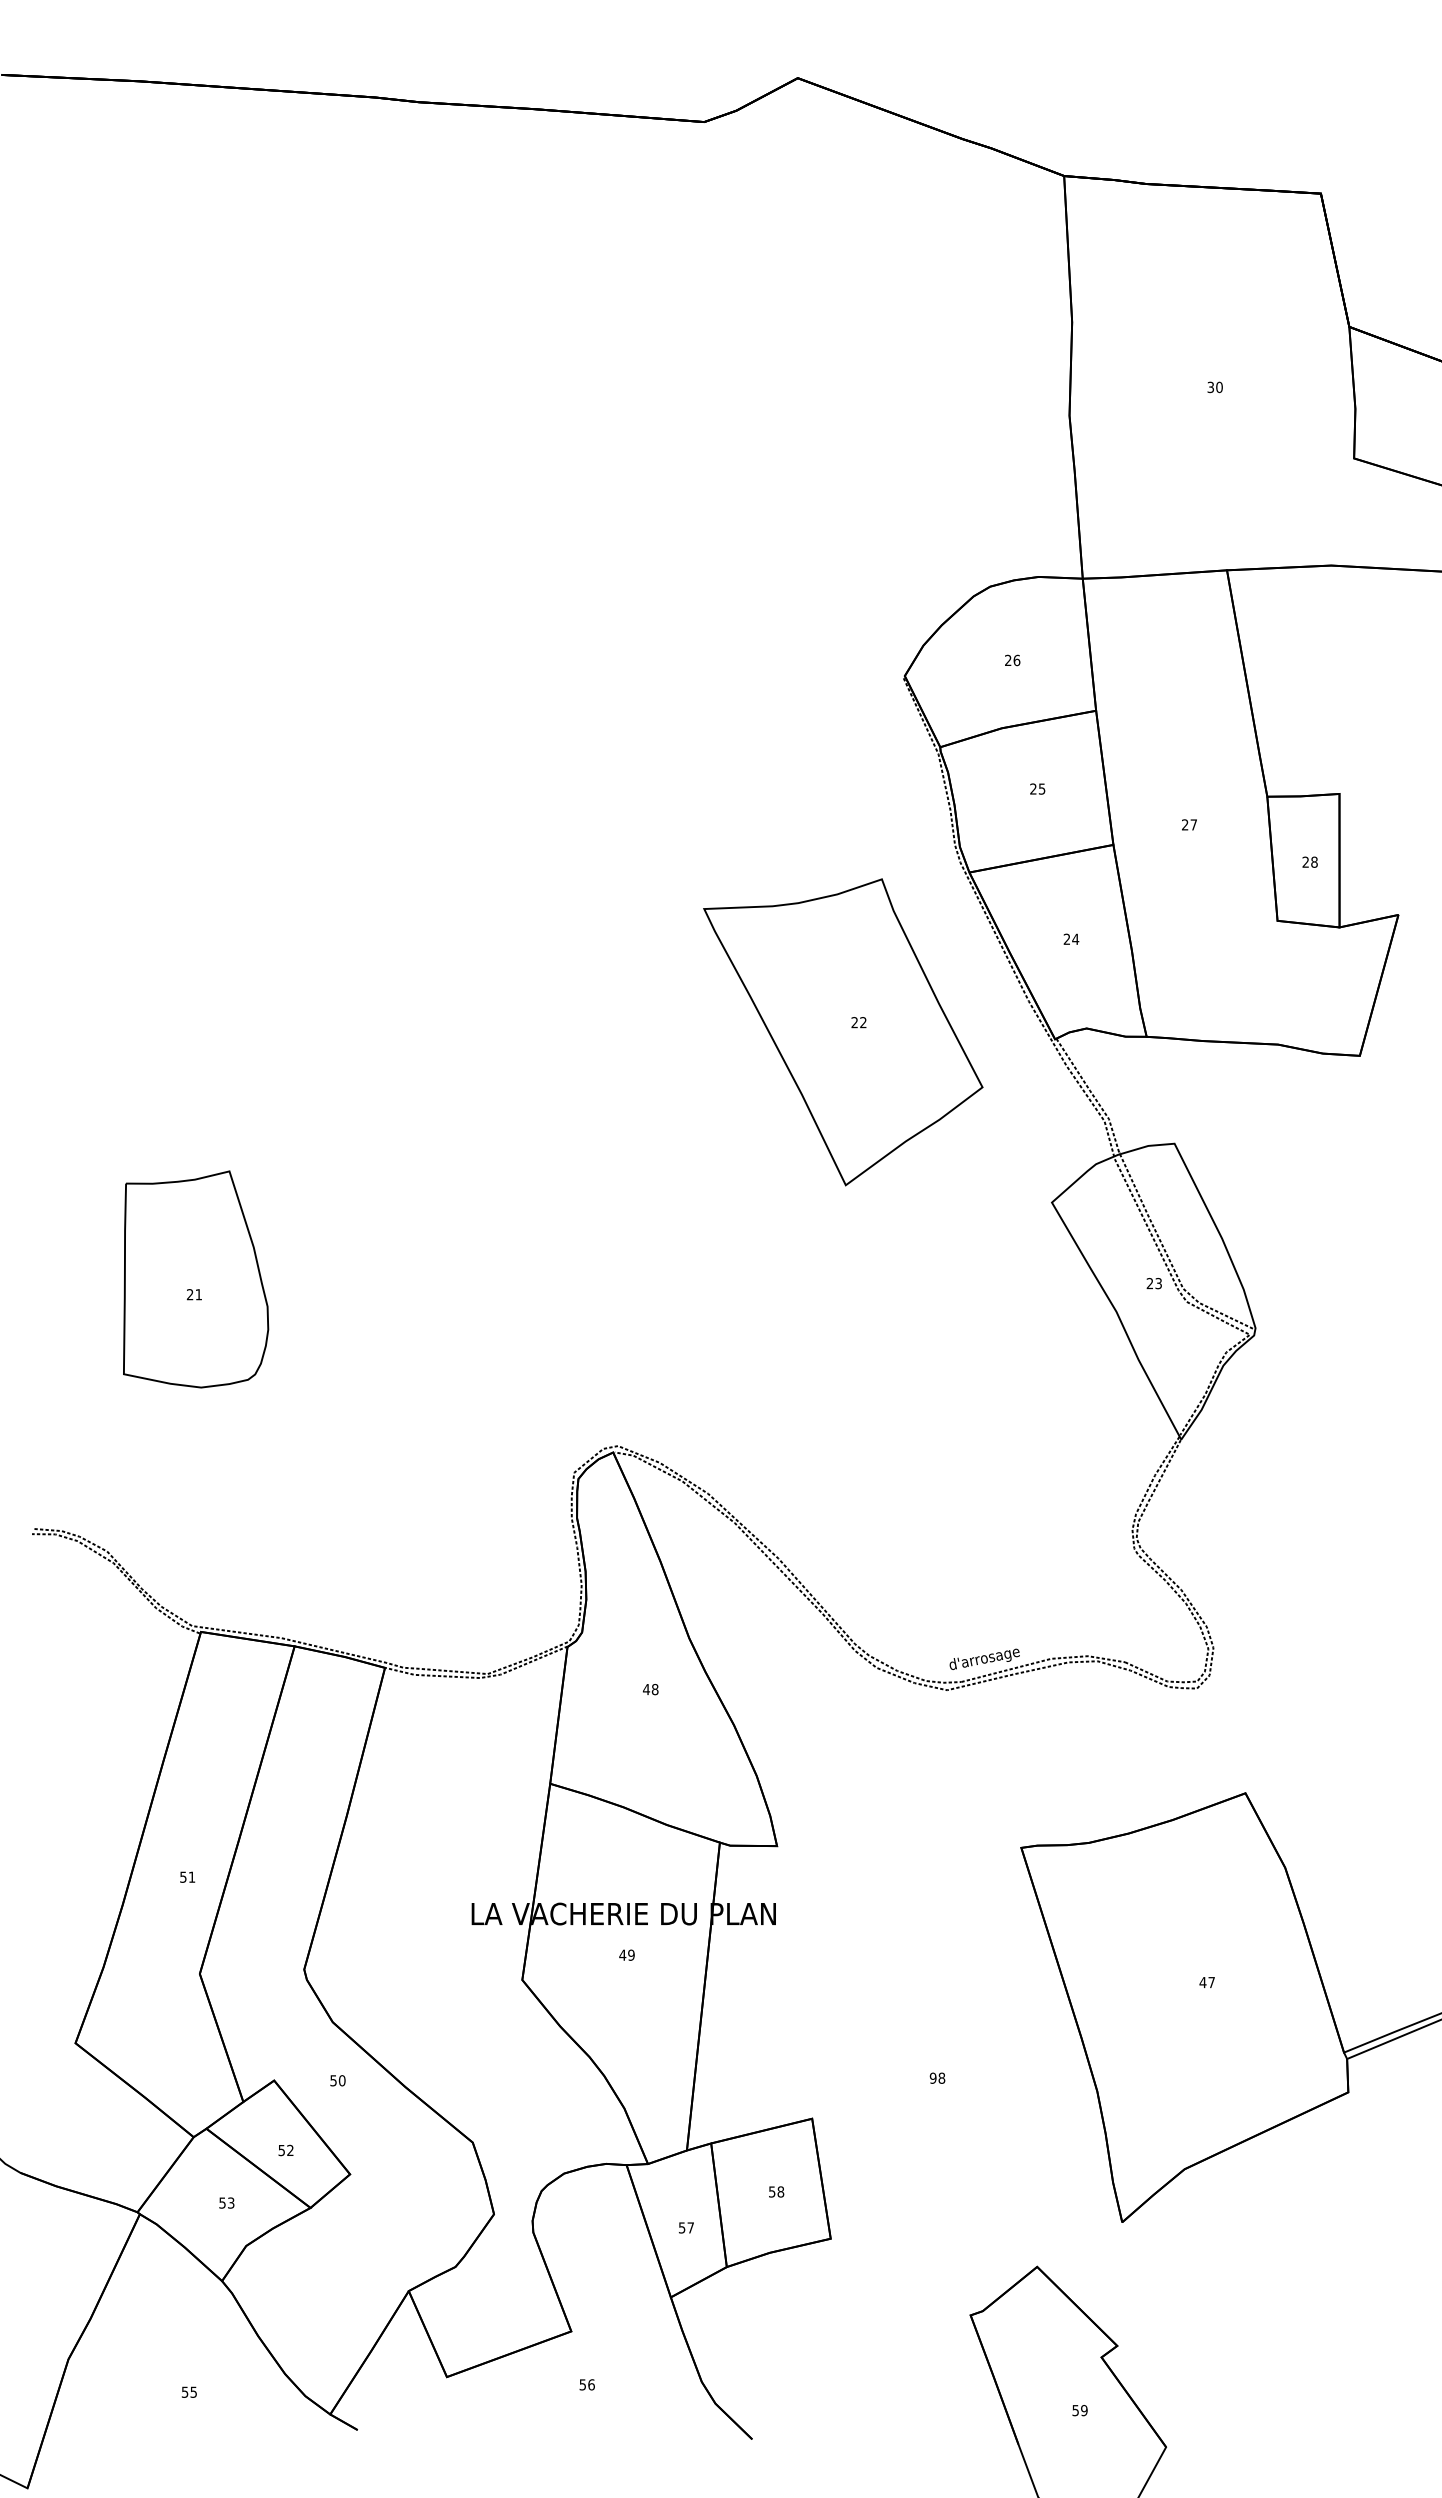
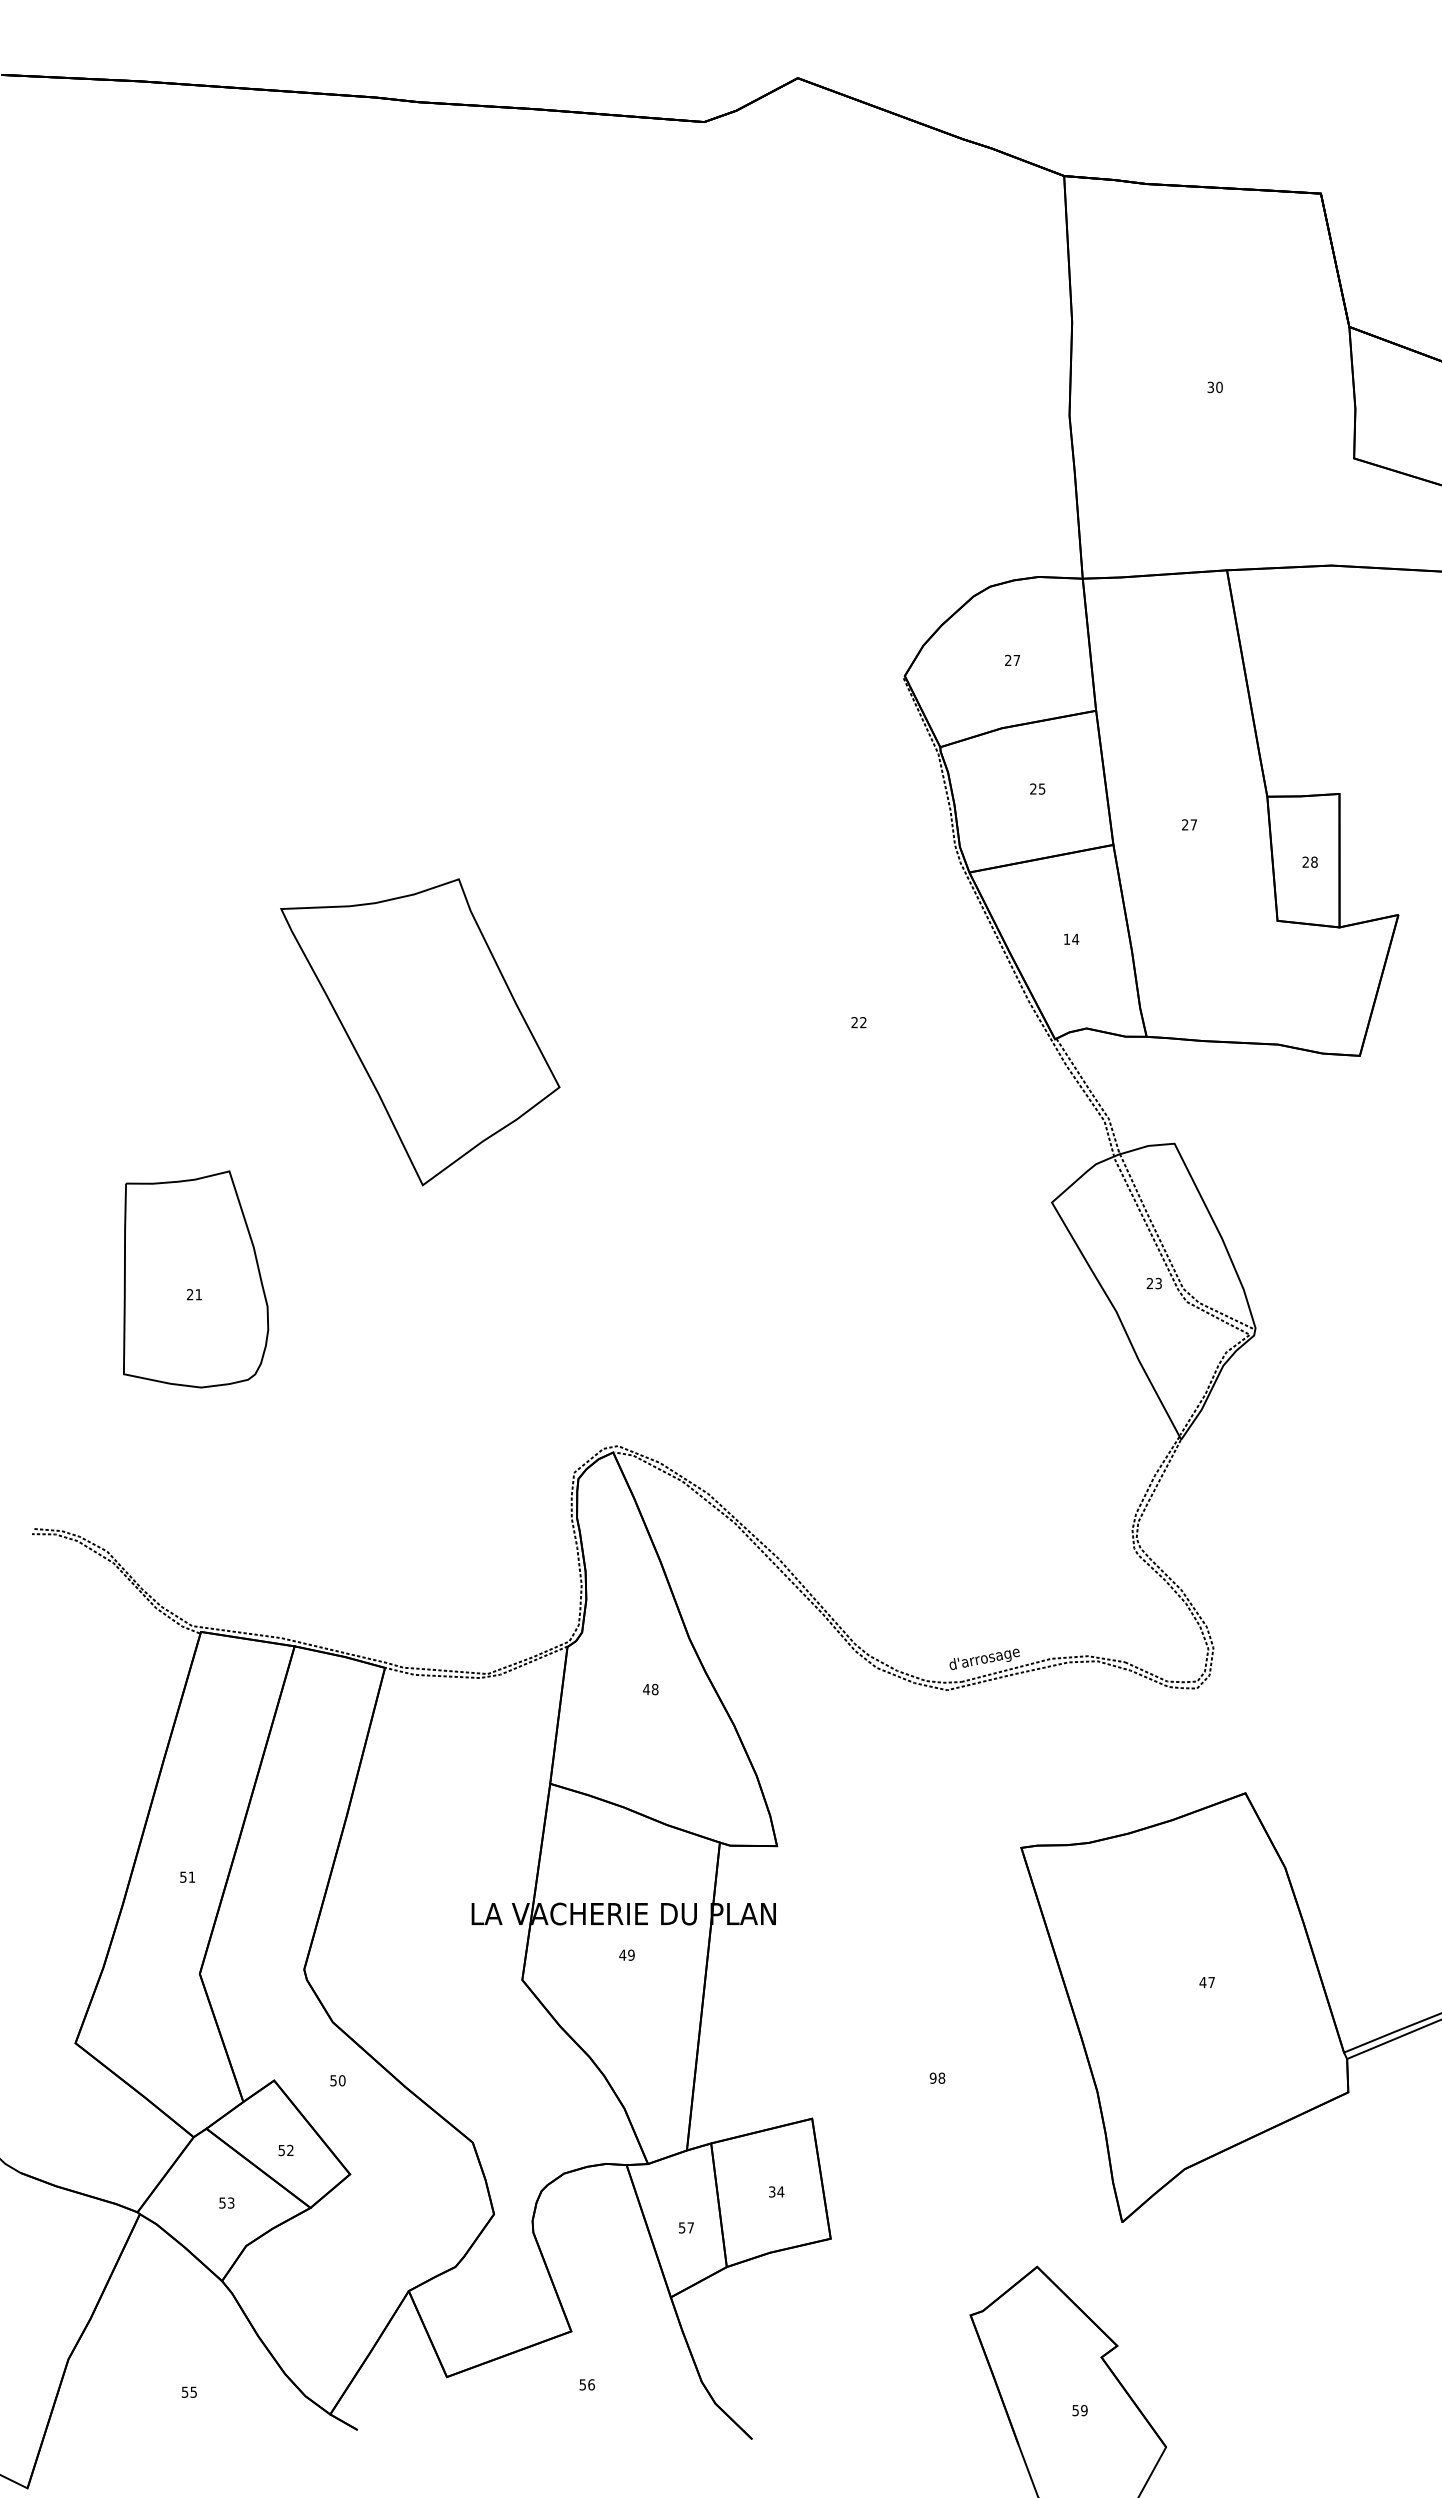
text: 26 -> 27 (1016, 660)
text: 24 -> 14 (1066, 938)
part position: (843, 1032) -> (420, 1032) (420, 1032)
text: 58 -> 34 (776, 2191)
